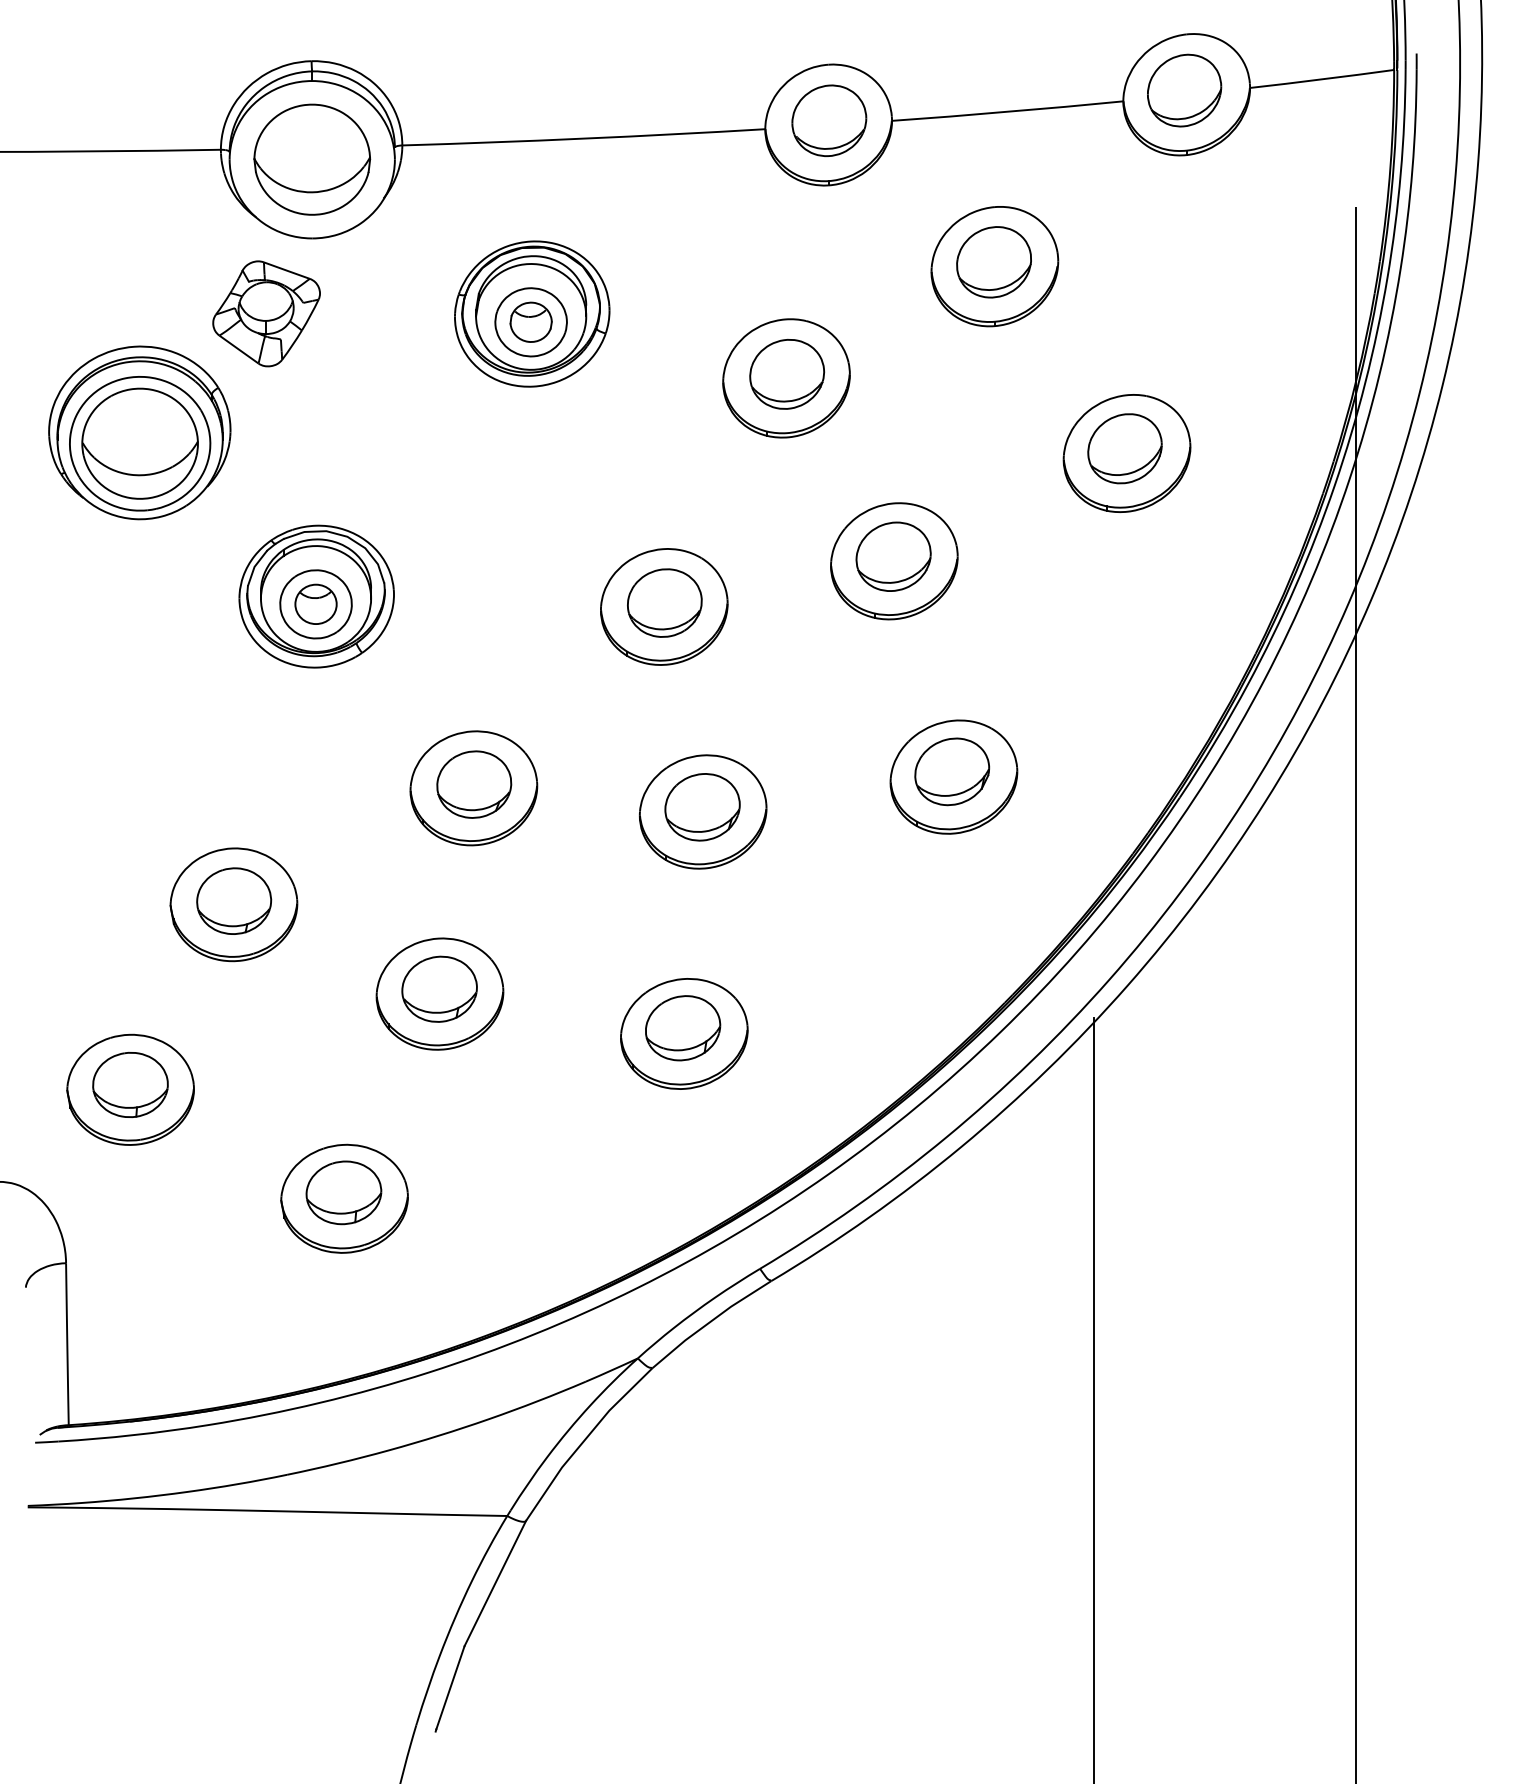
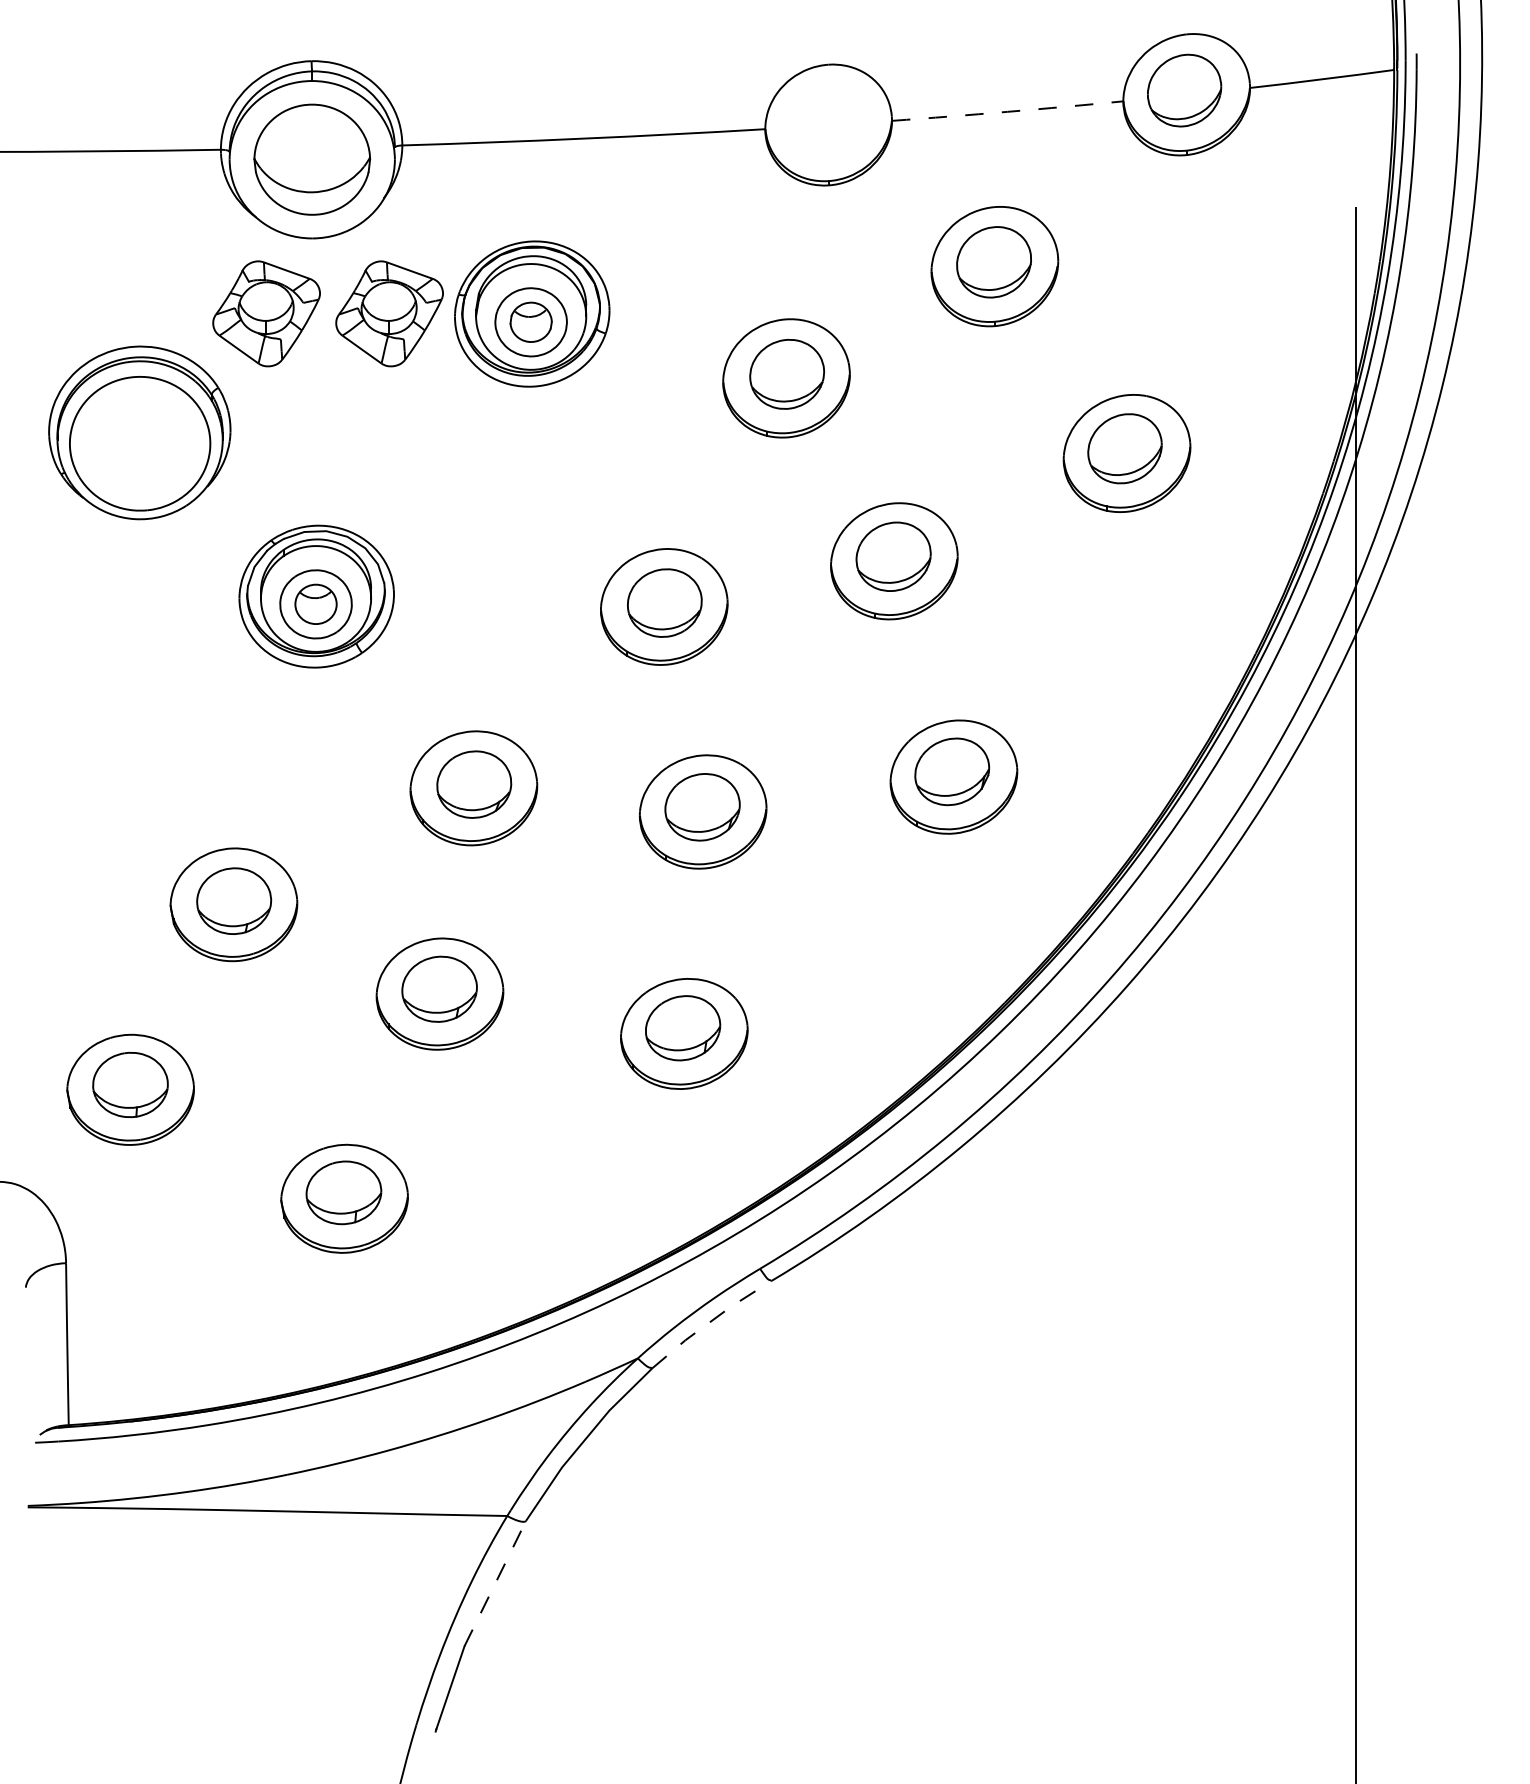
arc: solid -> dashed (1007, 111)
part: present -> none (829, 120)
part: none -> present (389, 313)
part: present -> none (139, 443)
line: solid -> dashed (710, 1321)
line: present -> none (1094, 1398)
line: solid -> dashed (495, 1583)
